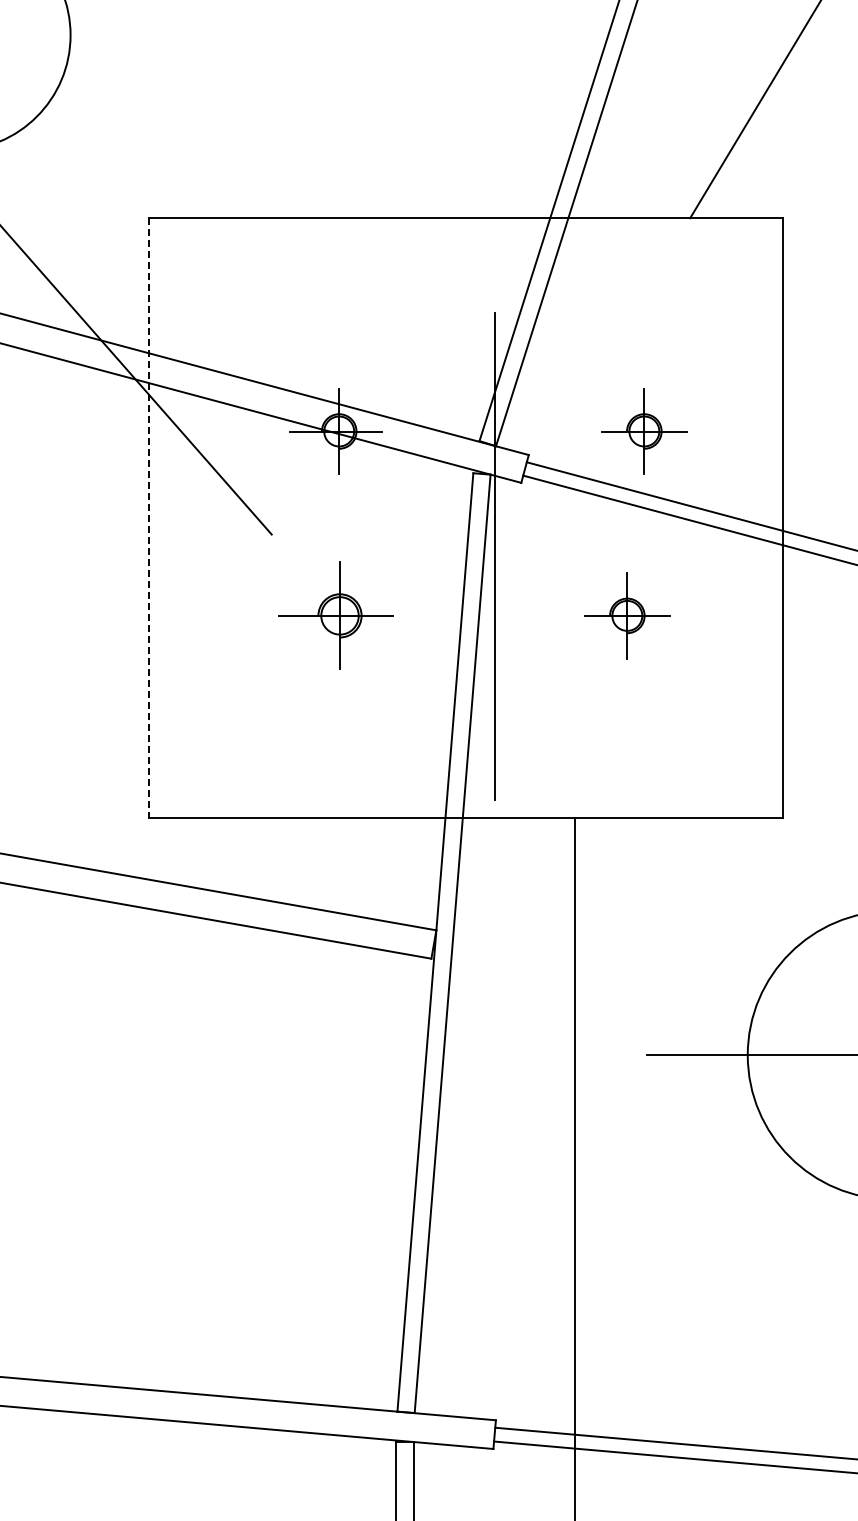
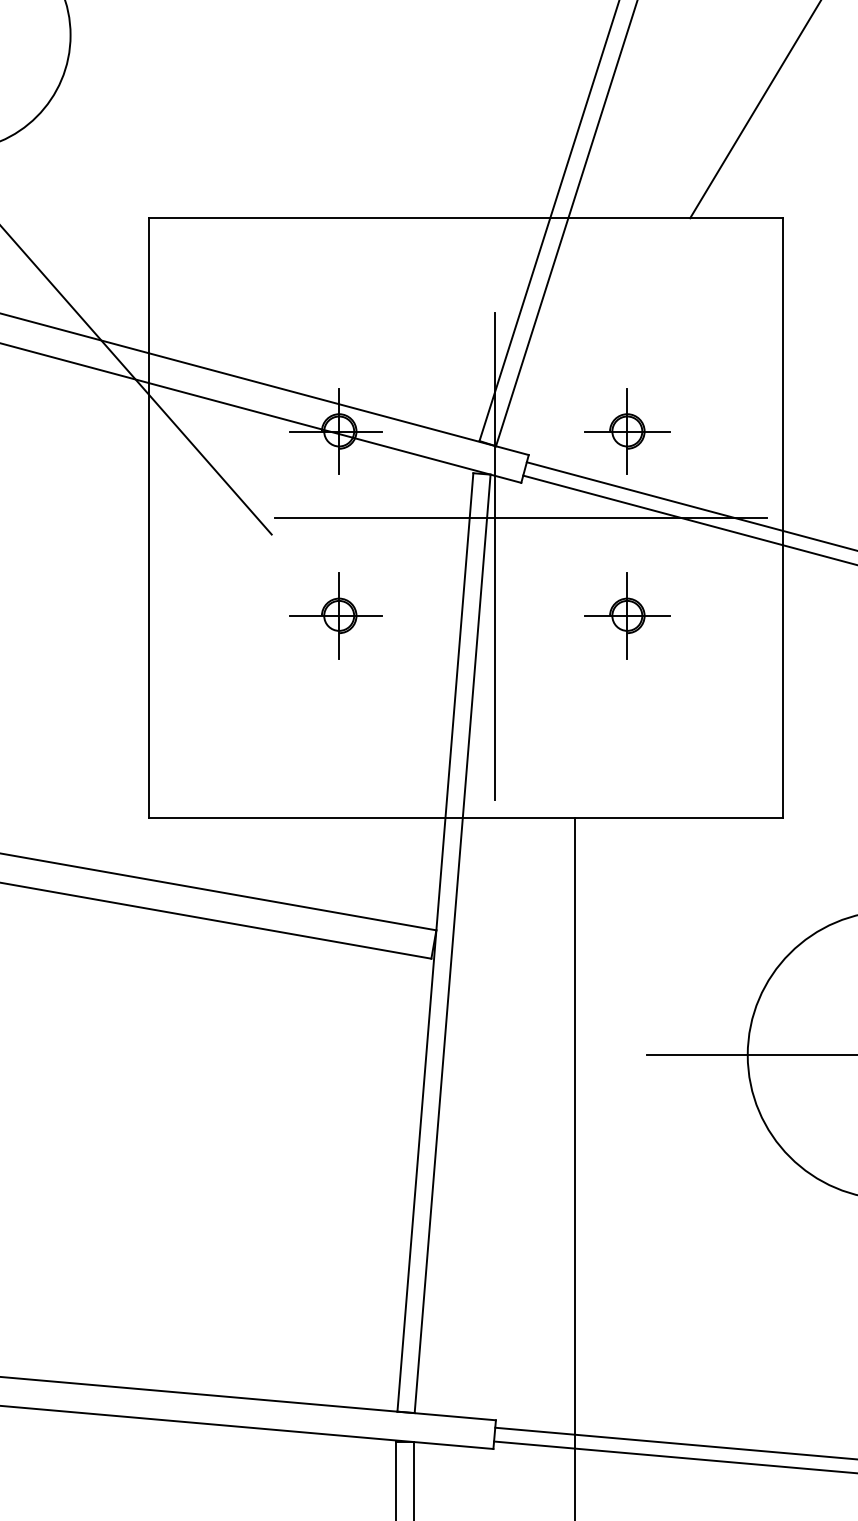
part position: (644, 431) -> (627, 431) (627, 431)
line: dashed -> solid (149, 517)
line: none -> present (520, 517)
part size: 116x109 px -> 94x88 px (335, 615)
